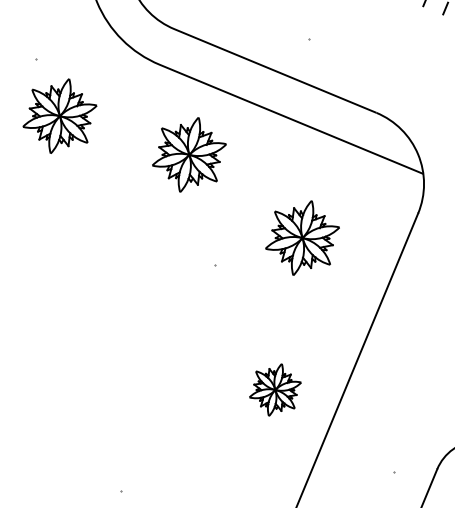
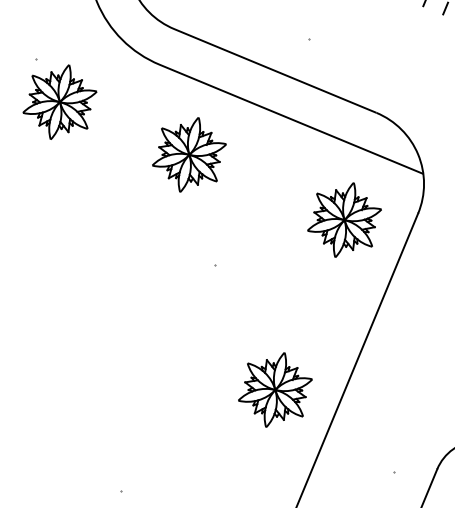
part position: (59, 115) -> (59, 101) (59, 101)
part position: (302, 237) -> (344, 219) (344, 219)
part size: 53x54 px -> 75x76 px (275, 389)
